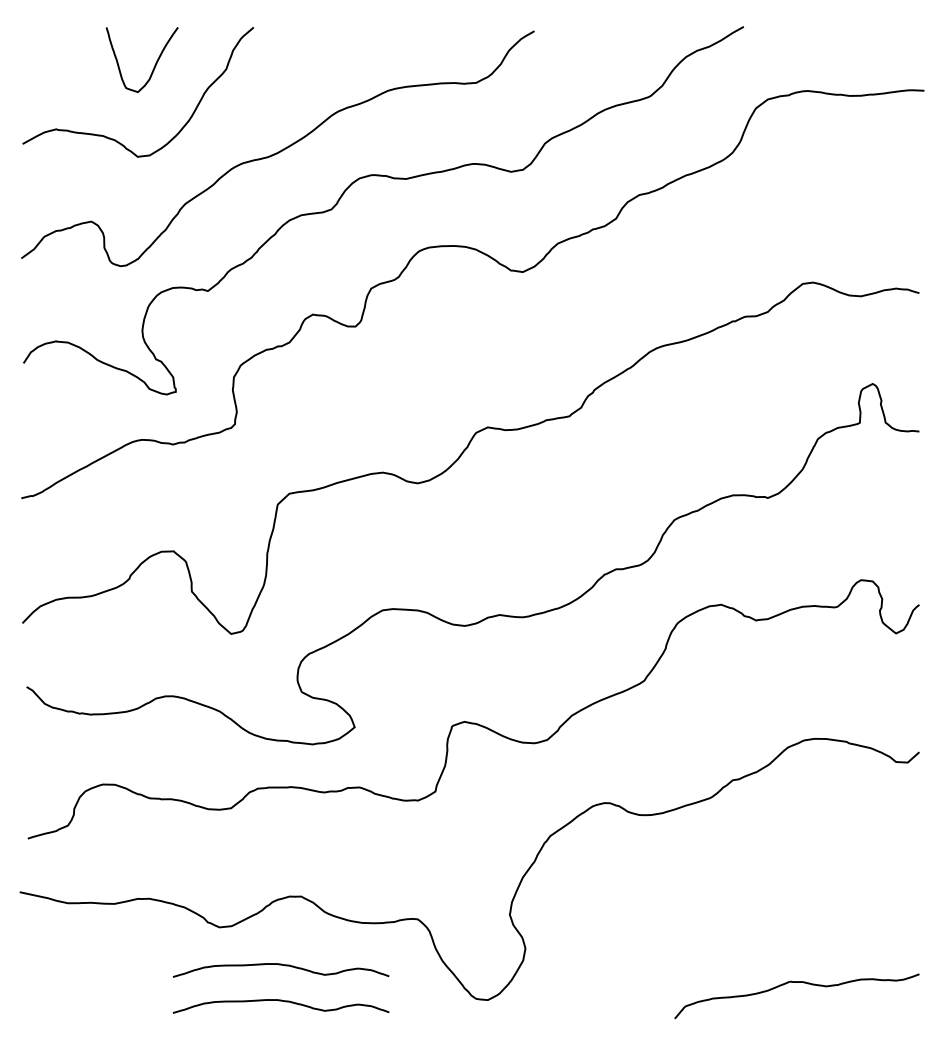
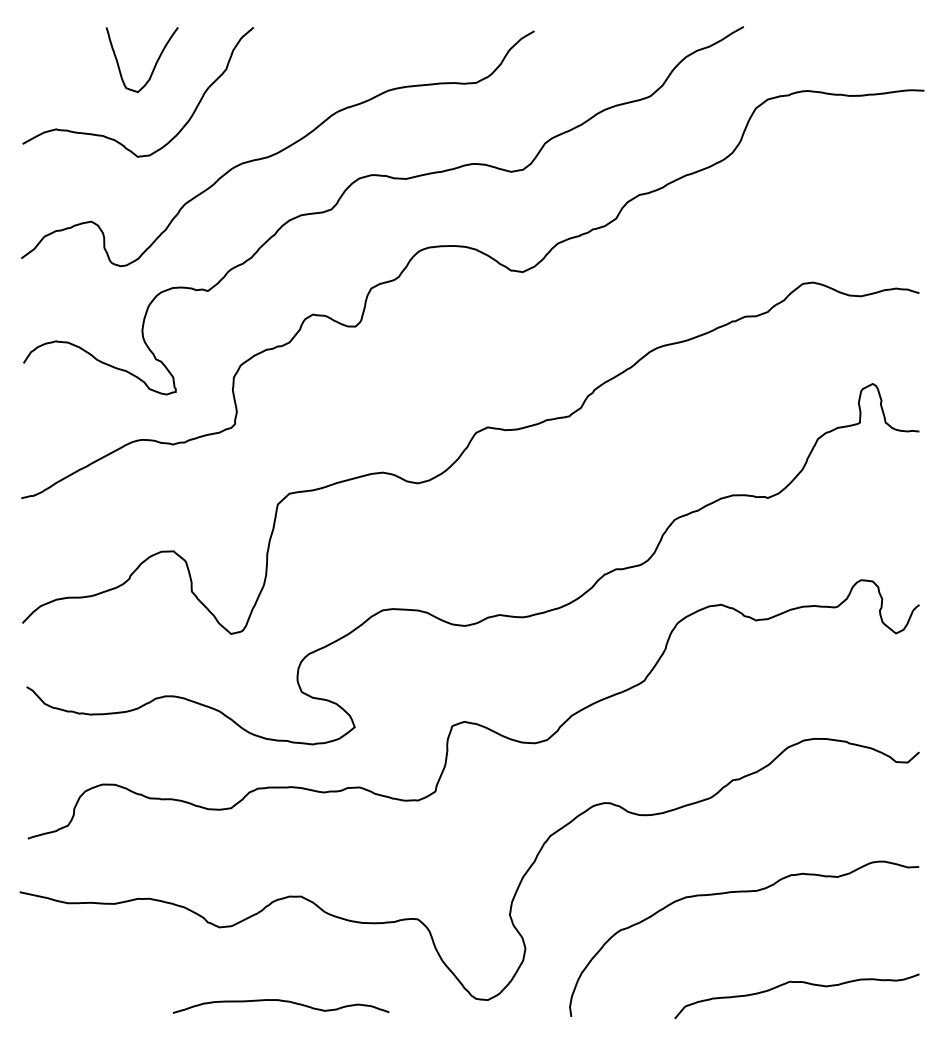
curve: none -> present (744, 892)
curve: present -> none (280, 965)
